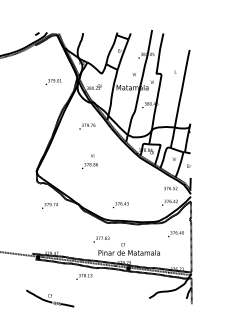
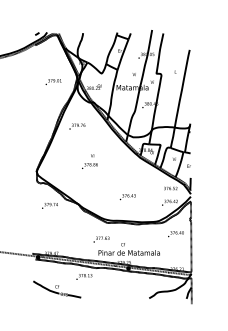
text position: (87, 126) -> (77, 126) (77, 126)
text position: (120, 205) -> (127, 197) (127, 197)
part position: (50, 298) -> (57, 289) (57, 289)
